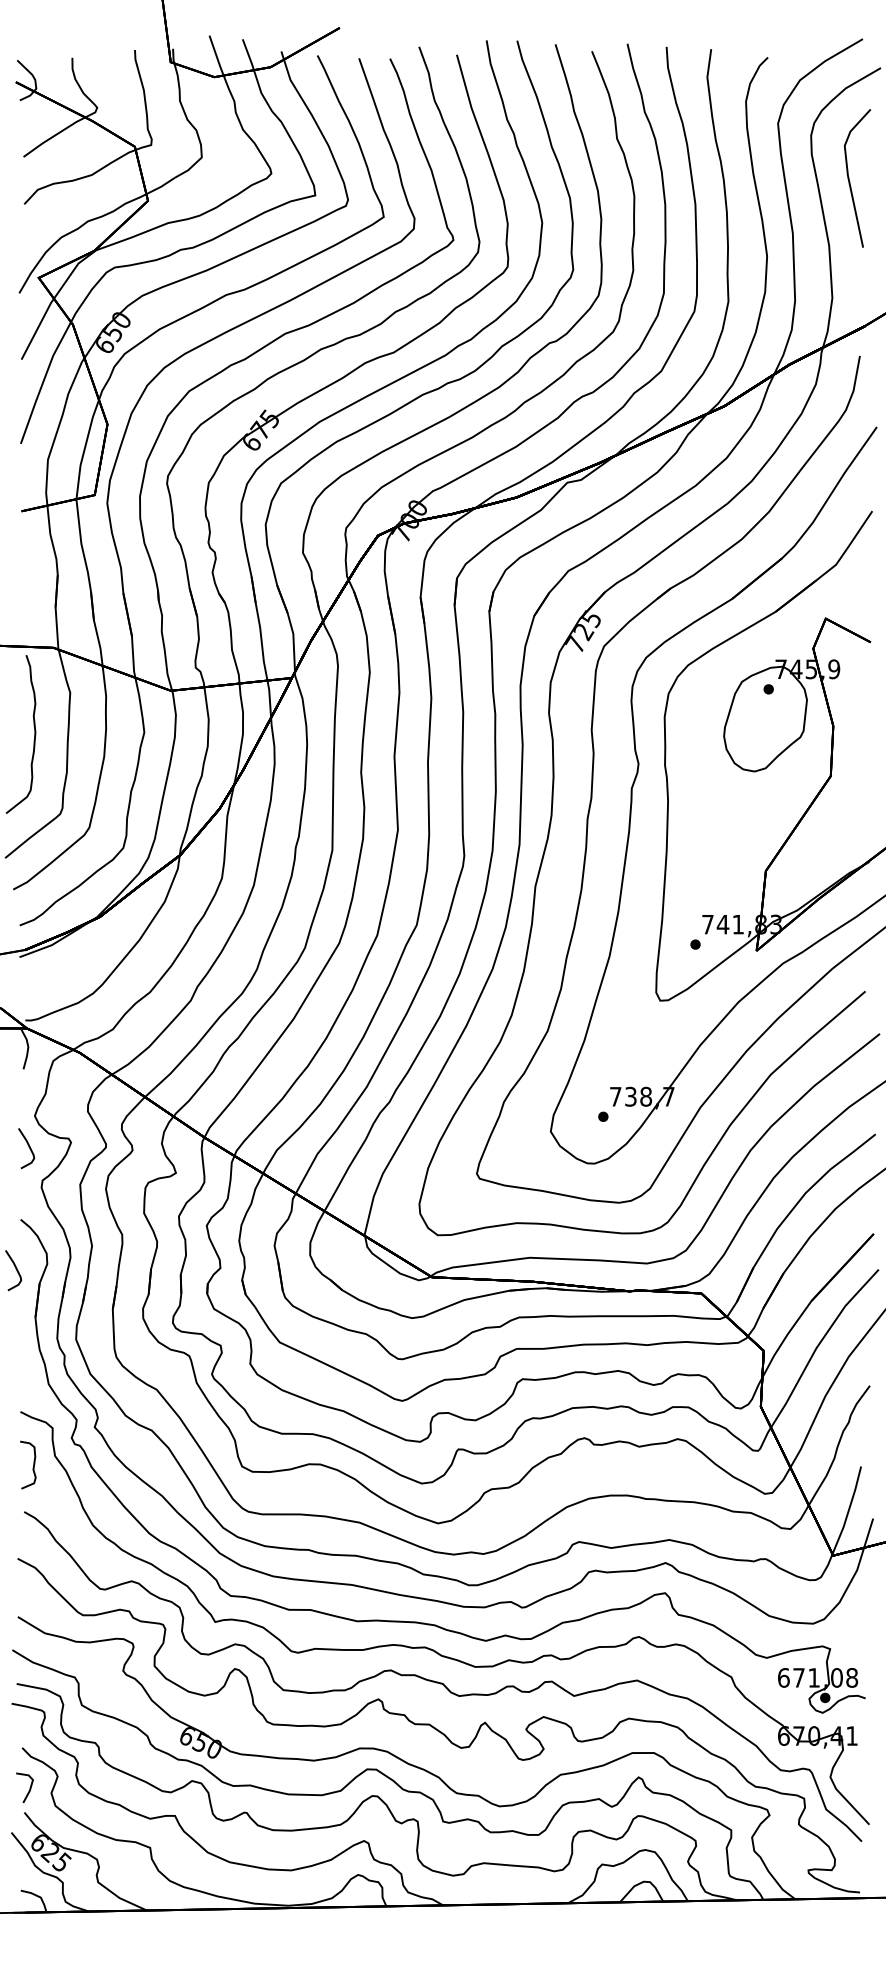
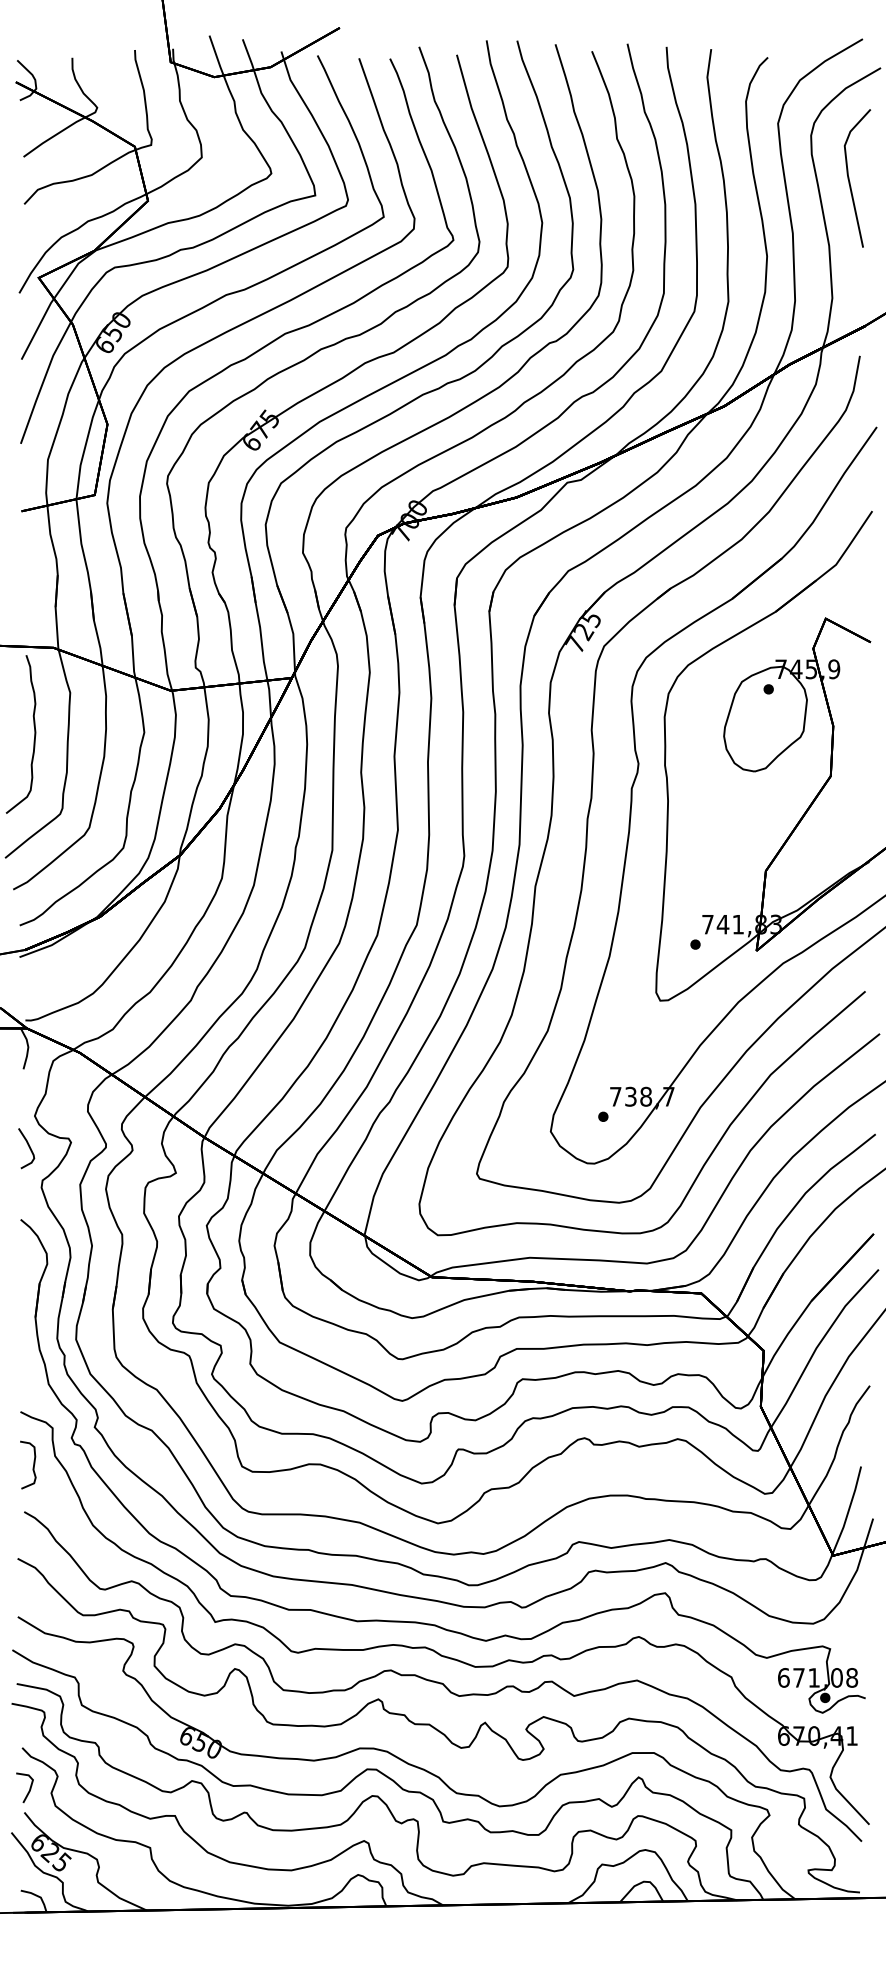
curve: present -> none (15, 1269)
